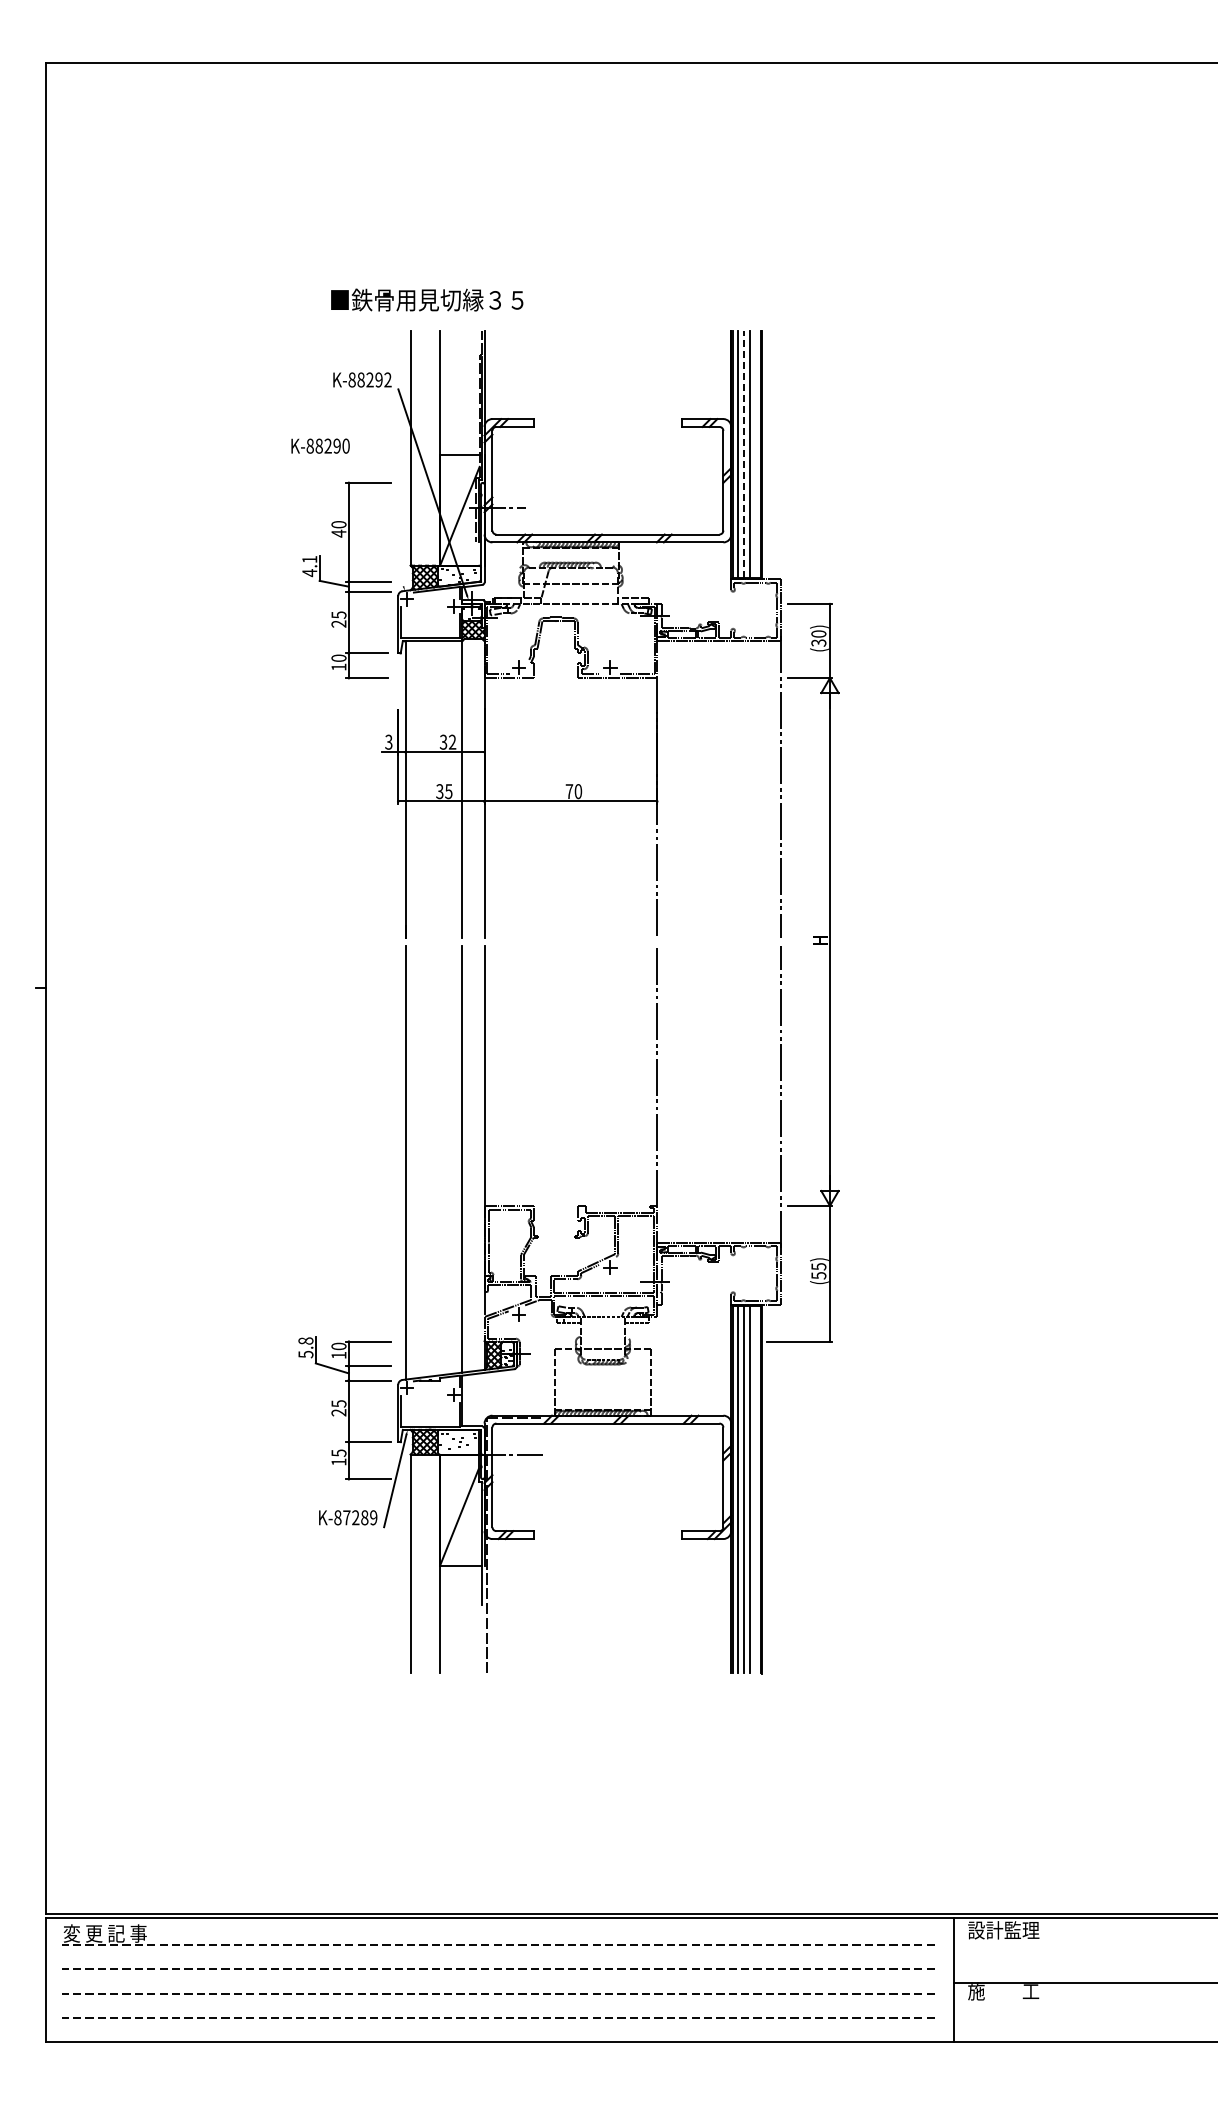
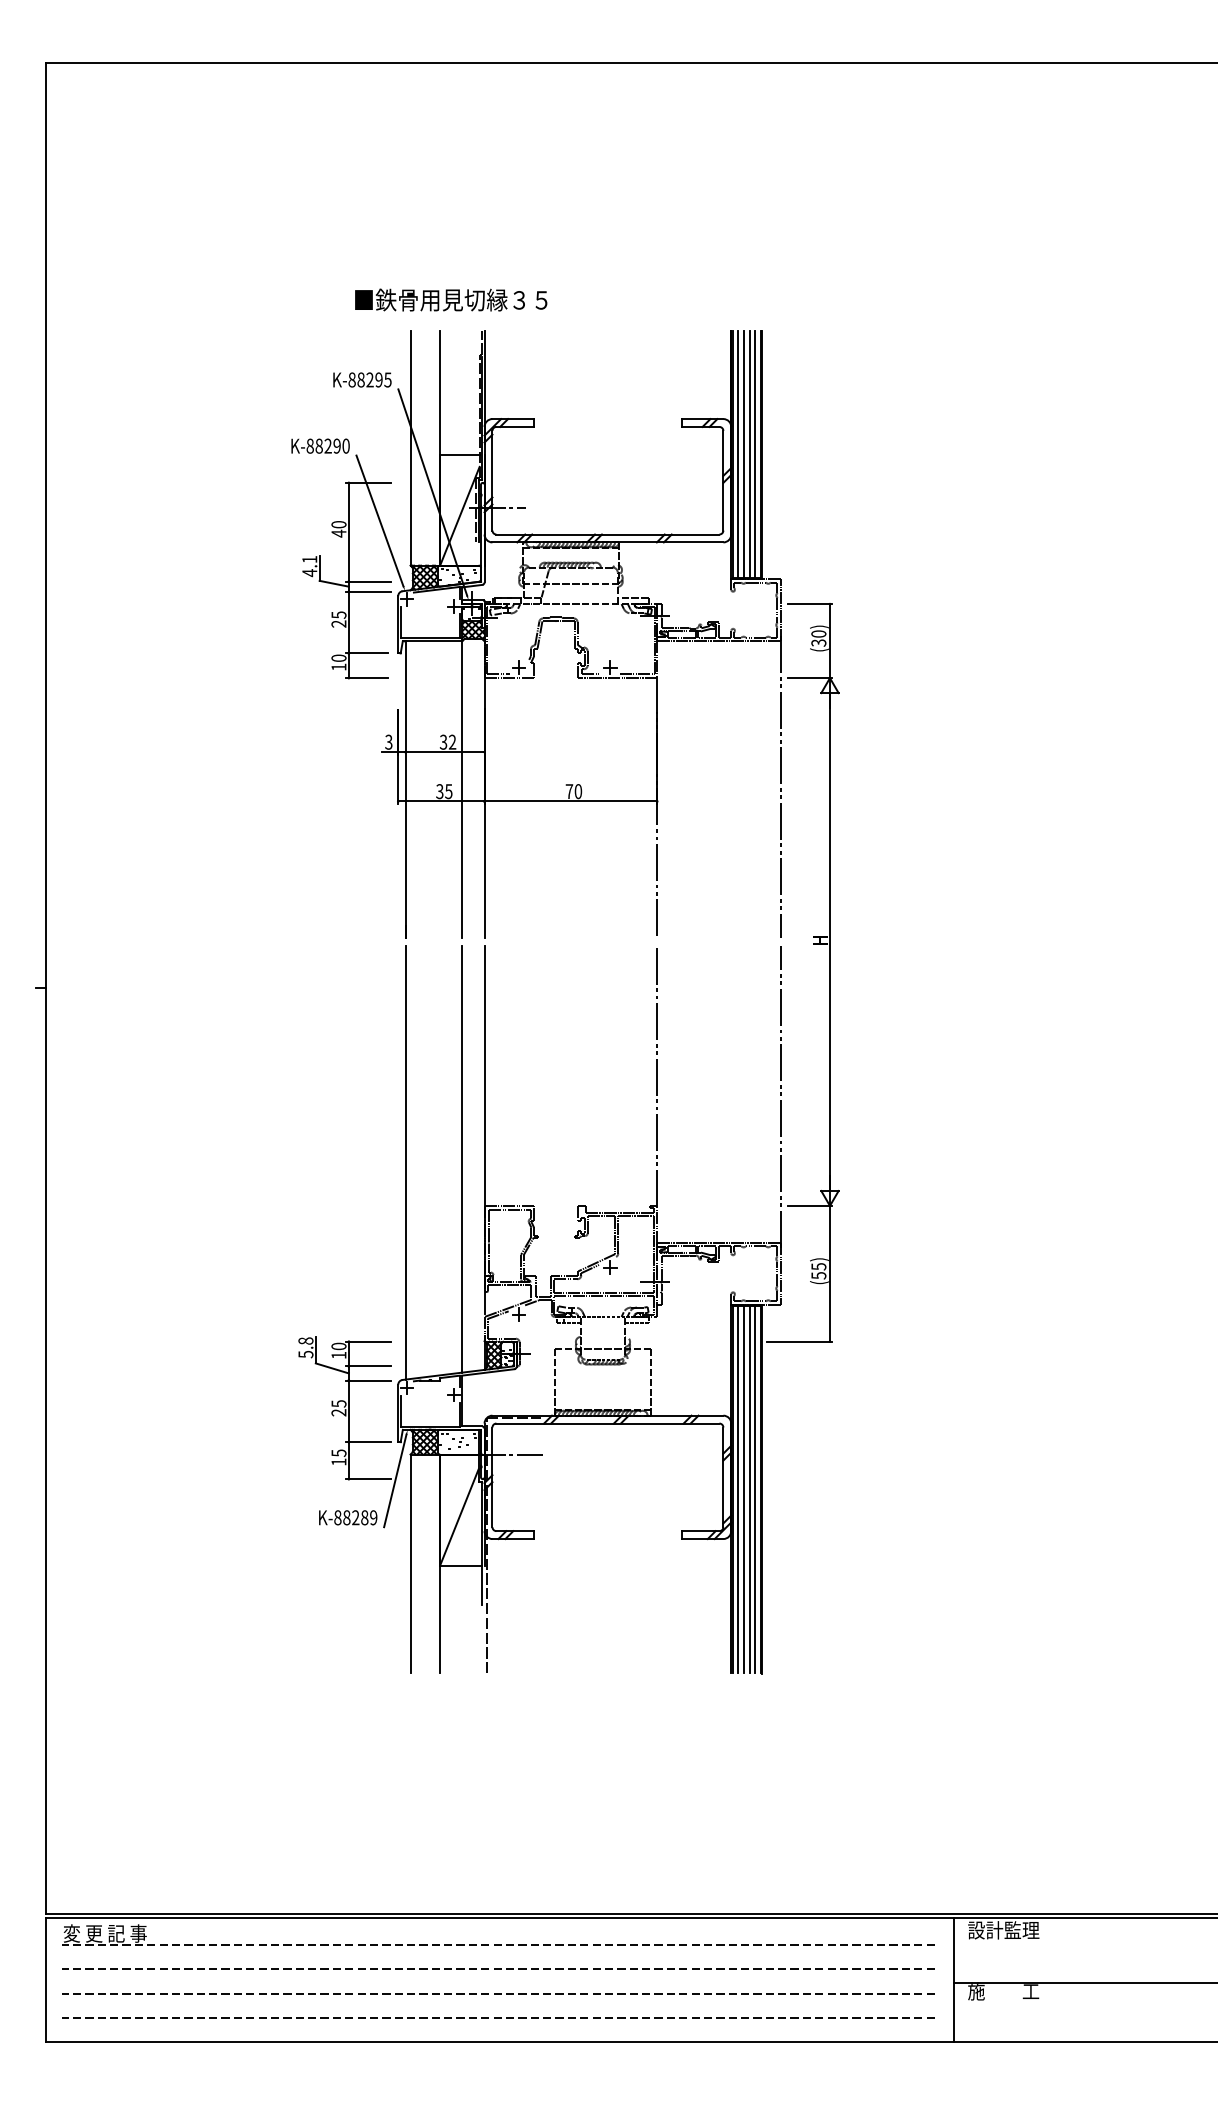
text position: (427, 299) -> (451, 299) (451, 299)
text: K-88292 -> K-88295 (387, 379)
line: dashed -> solid (743, 454)
line: none -> present (755, 454)
line: none -> present (379, 520)
line: none -> present (755, 1489)
text: K-87289 -> K-88289 (346, 1517)
